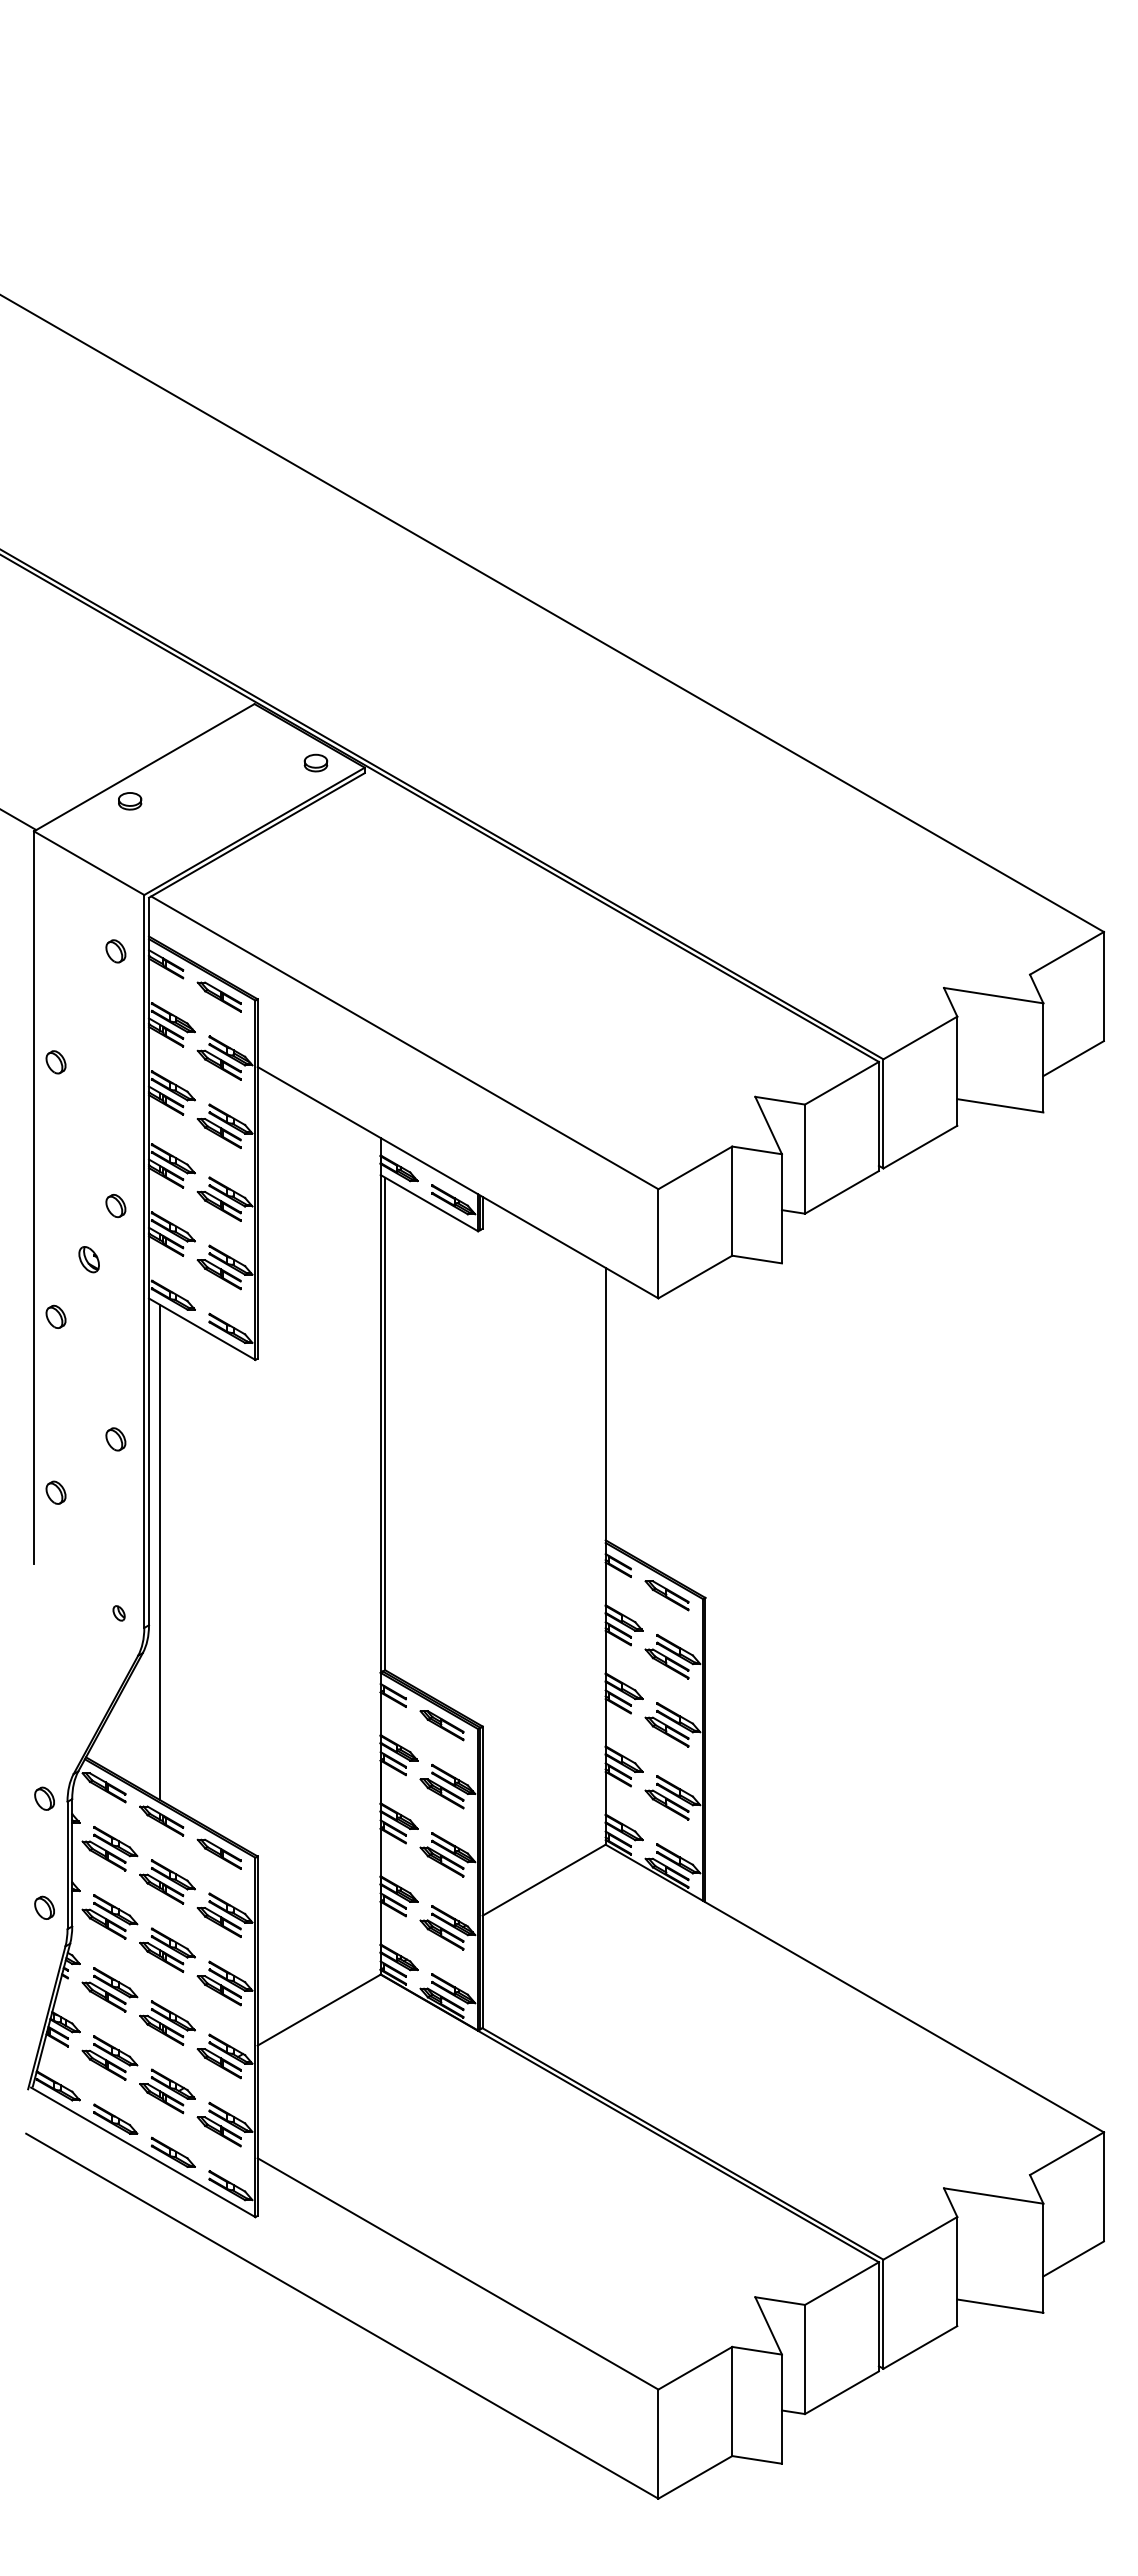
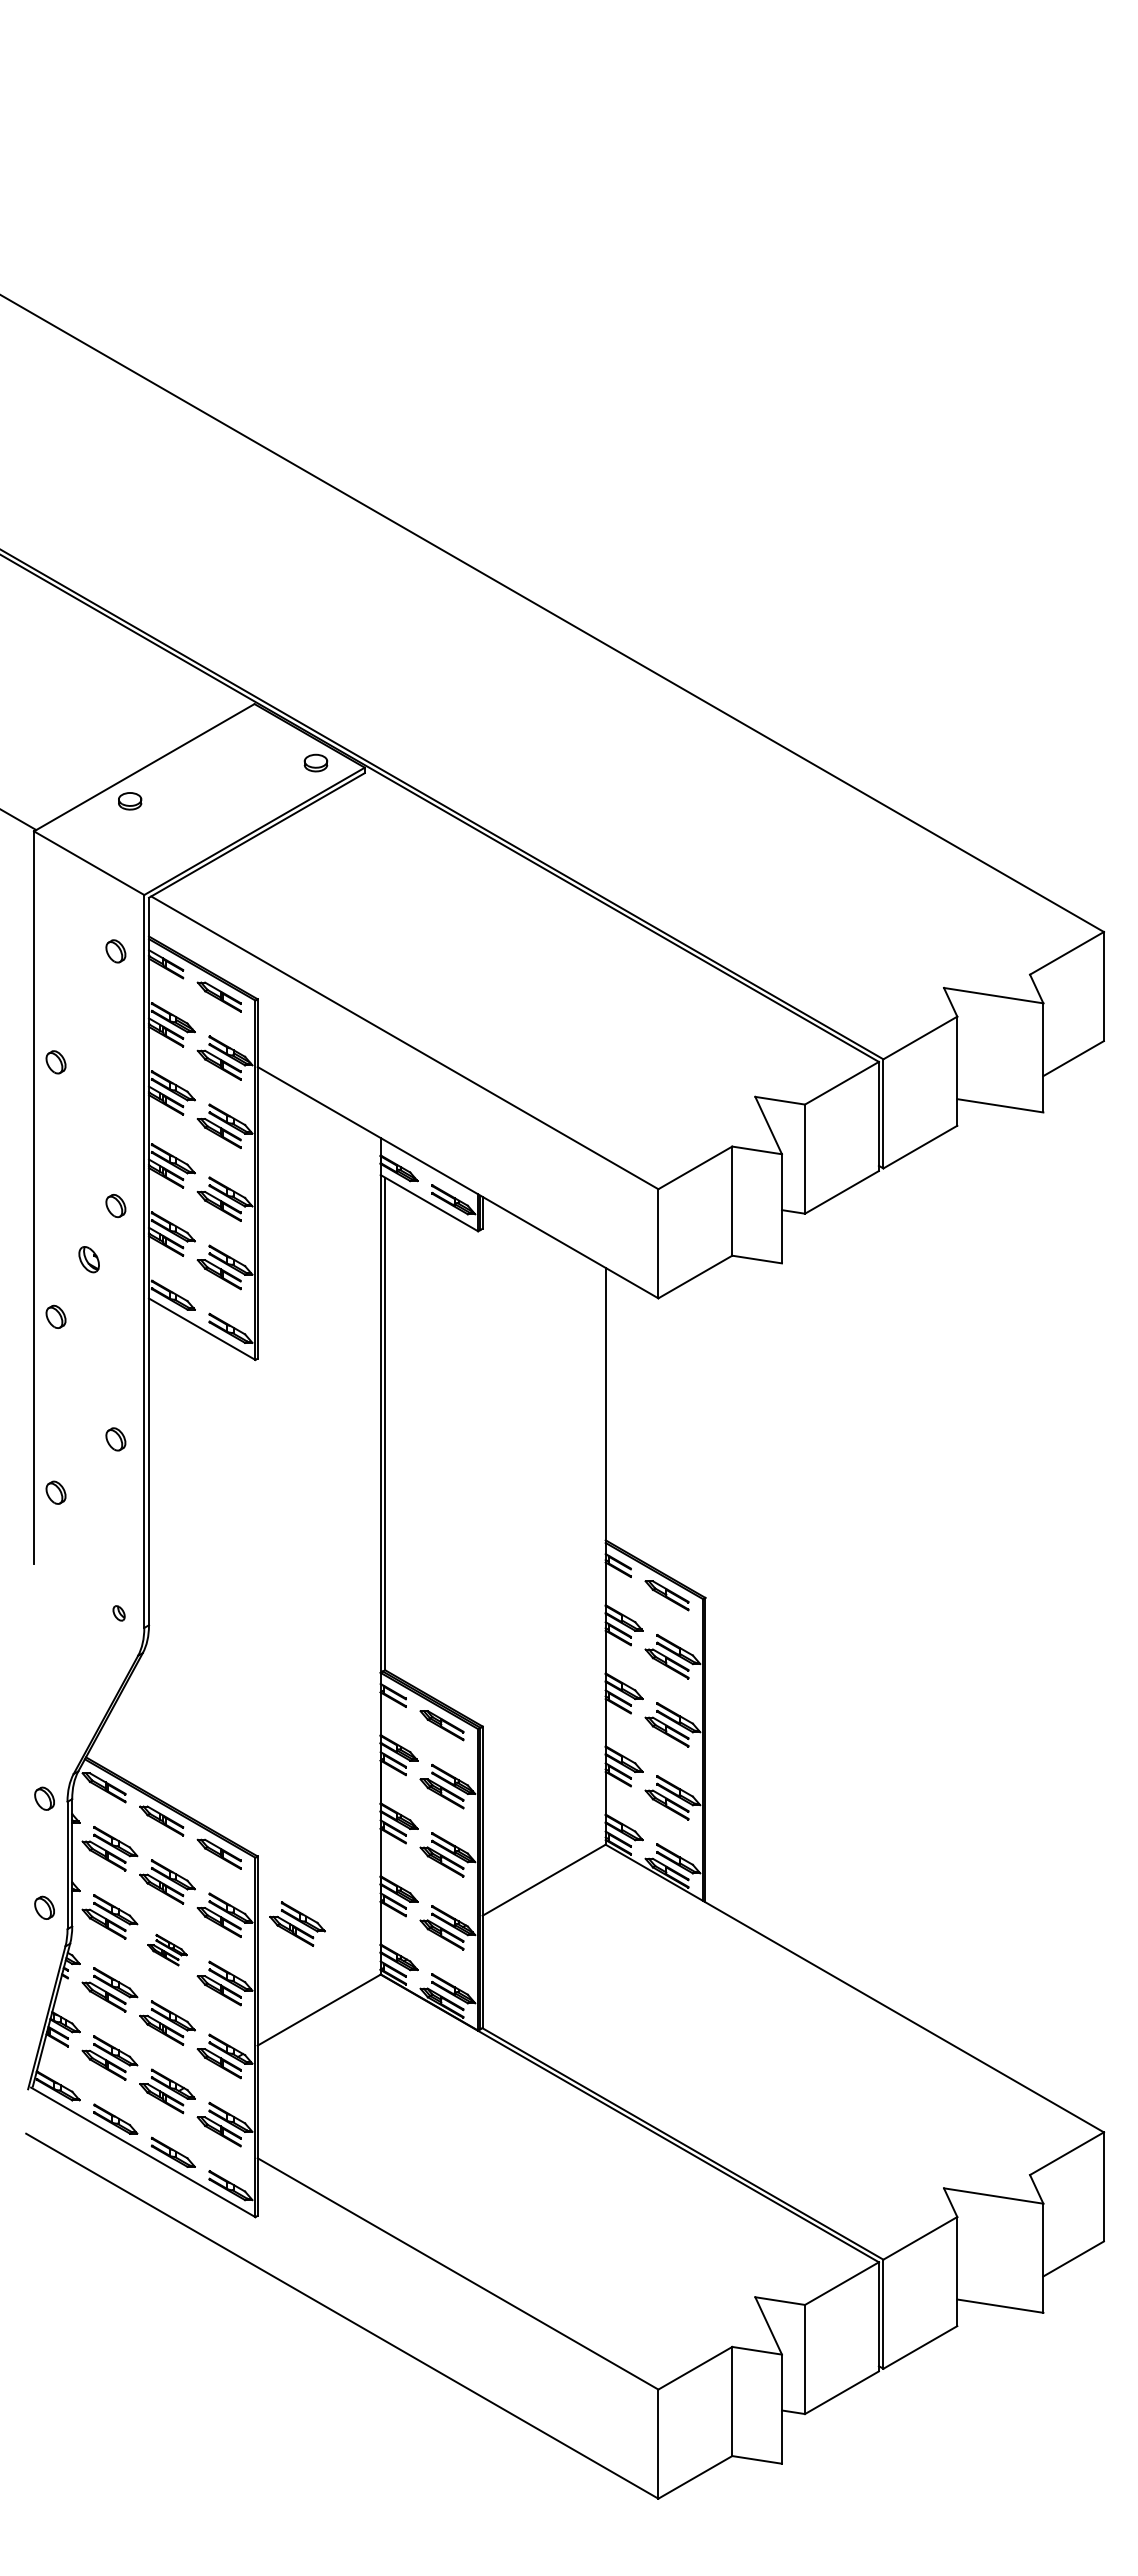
line: present -> none (160, 1552)
part: none -> present (297, 1923)
part size: 57x46 px -> 41x34 px (167, 1949)
